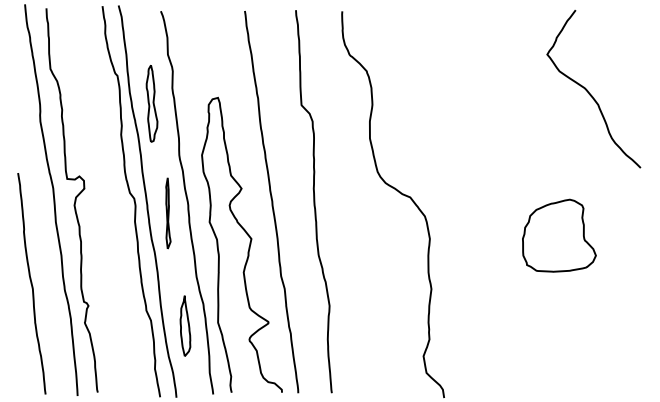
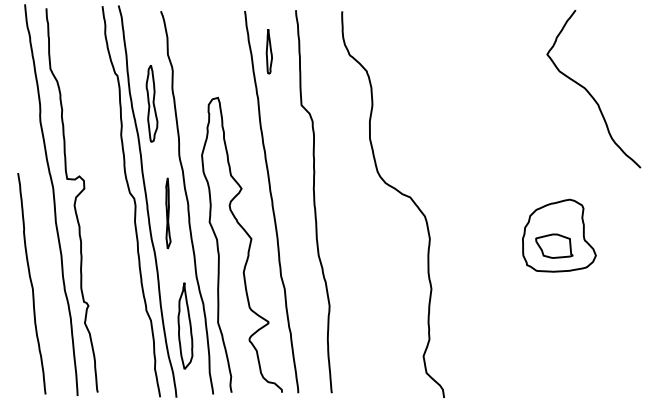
part: none -> present (268, 51)
part: none -> present (554, 245)
part size: 13x62 px -> 17x88 px (185, 325)
